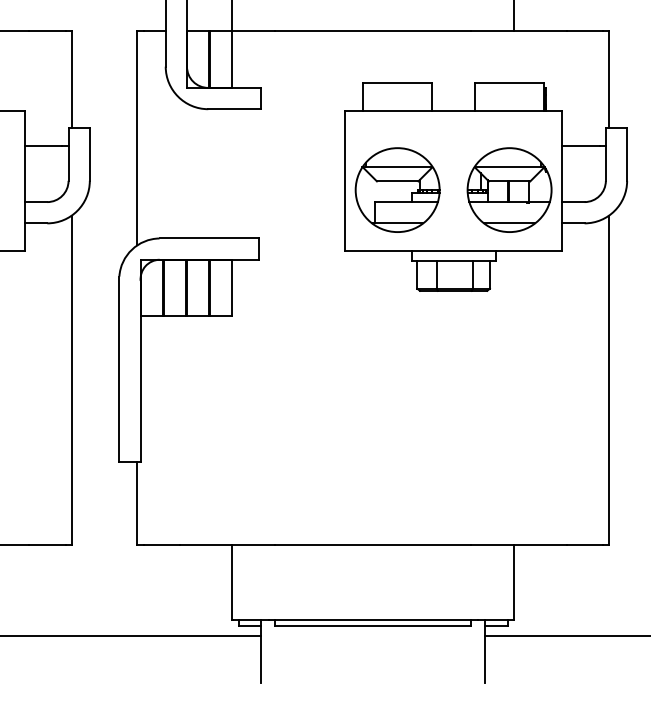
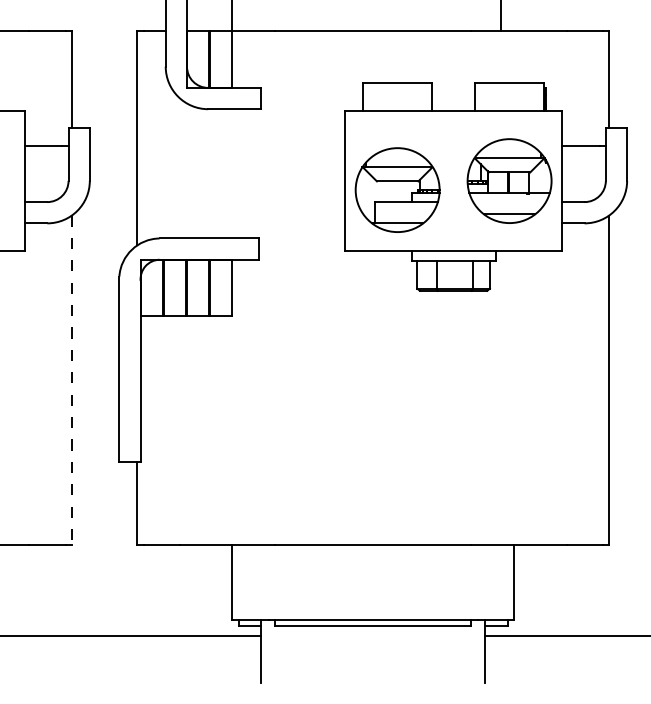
line position: (514, 16) -> (501, 16) (501, 16)
part position: (509, 189) -> (509, 180) (509, 180)
line: solid -> dashed (71, 380)
